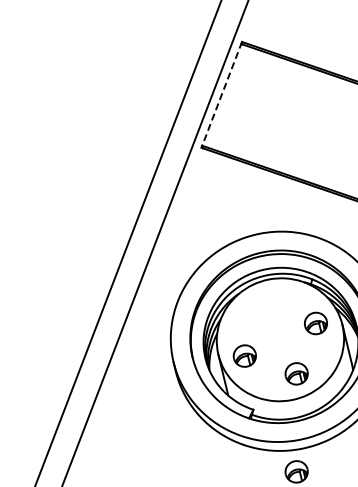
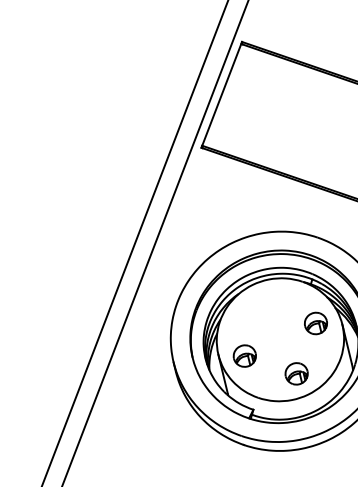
line: dashed -> solid (221, 94)
line position: (128, 242) -> (135, 242) (135, 242)
part: present -> none (296, 471)
